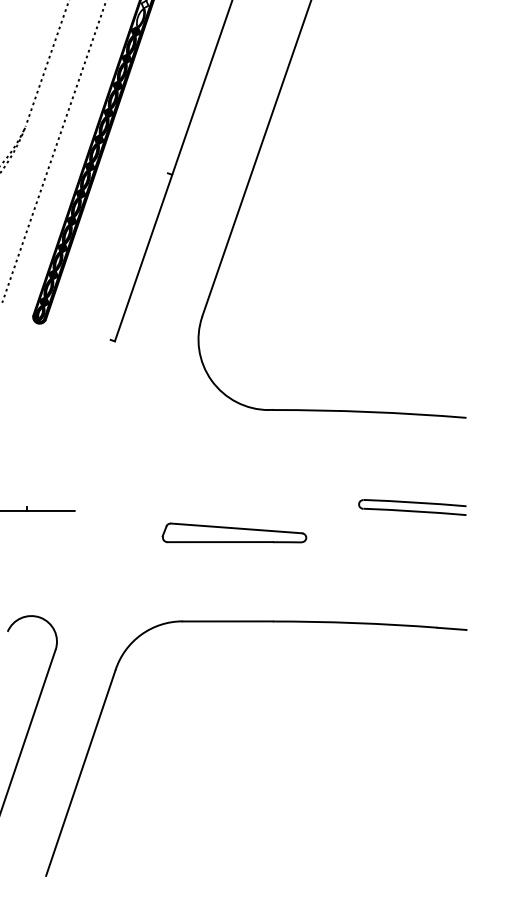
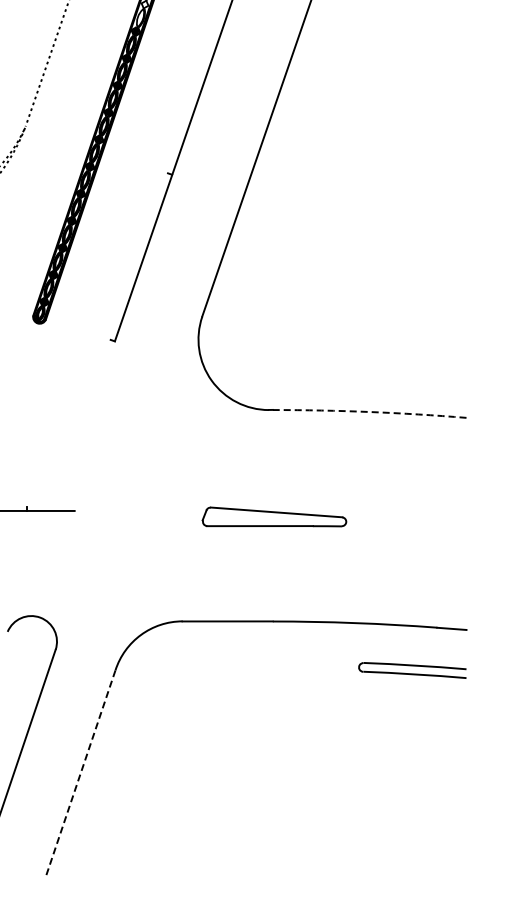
line: present -> none (53, 152)
arc: solid -> dashed (369, 412)
part position: (412, 507) -> (412, 670) (412, 670)
part position: (234, 532) -> (274, 516) (274, 516)
line: solid -> dashed (80, 773)
